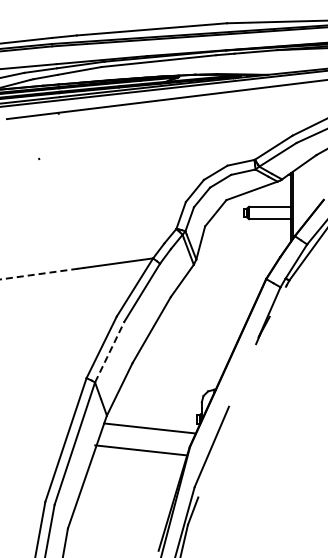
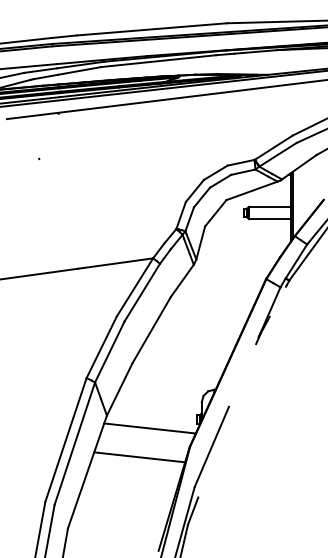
line: dashed -> solid (38, 274)
line: dashed -> solid (109, 351)
line position: (140, 450) -> (139, 457) (139, 457)
